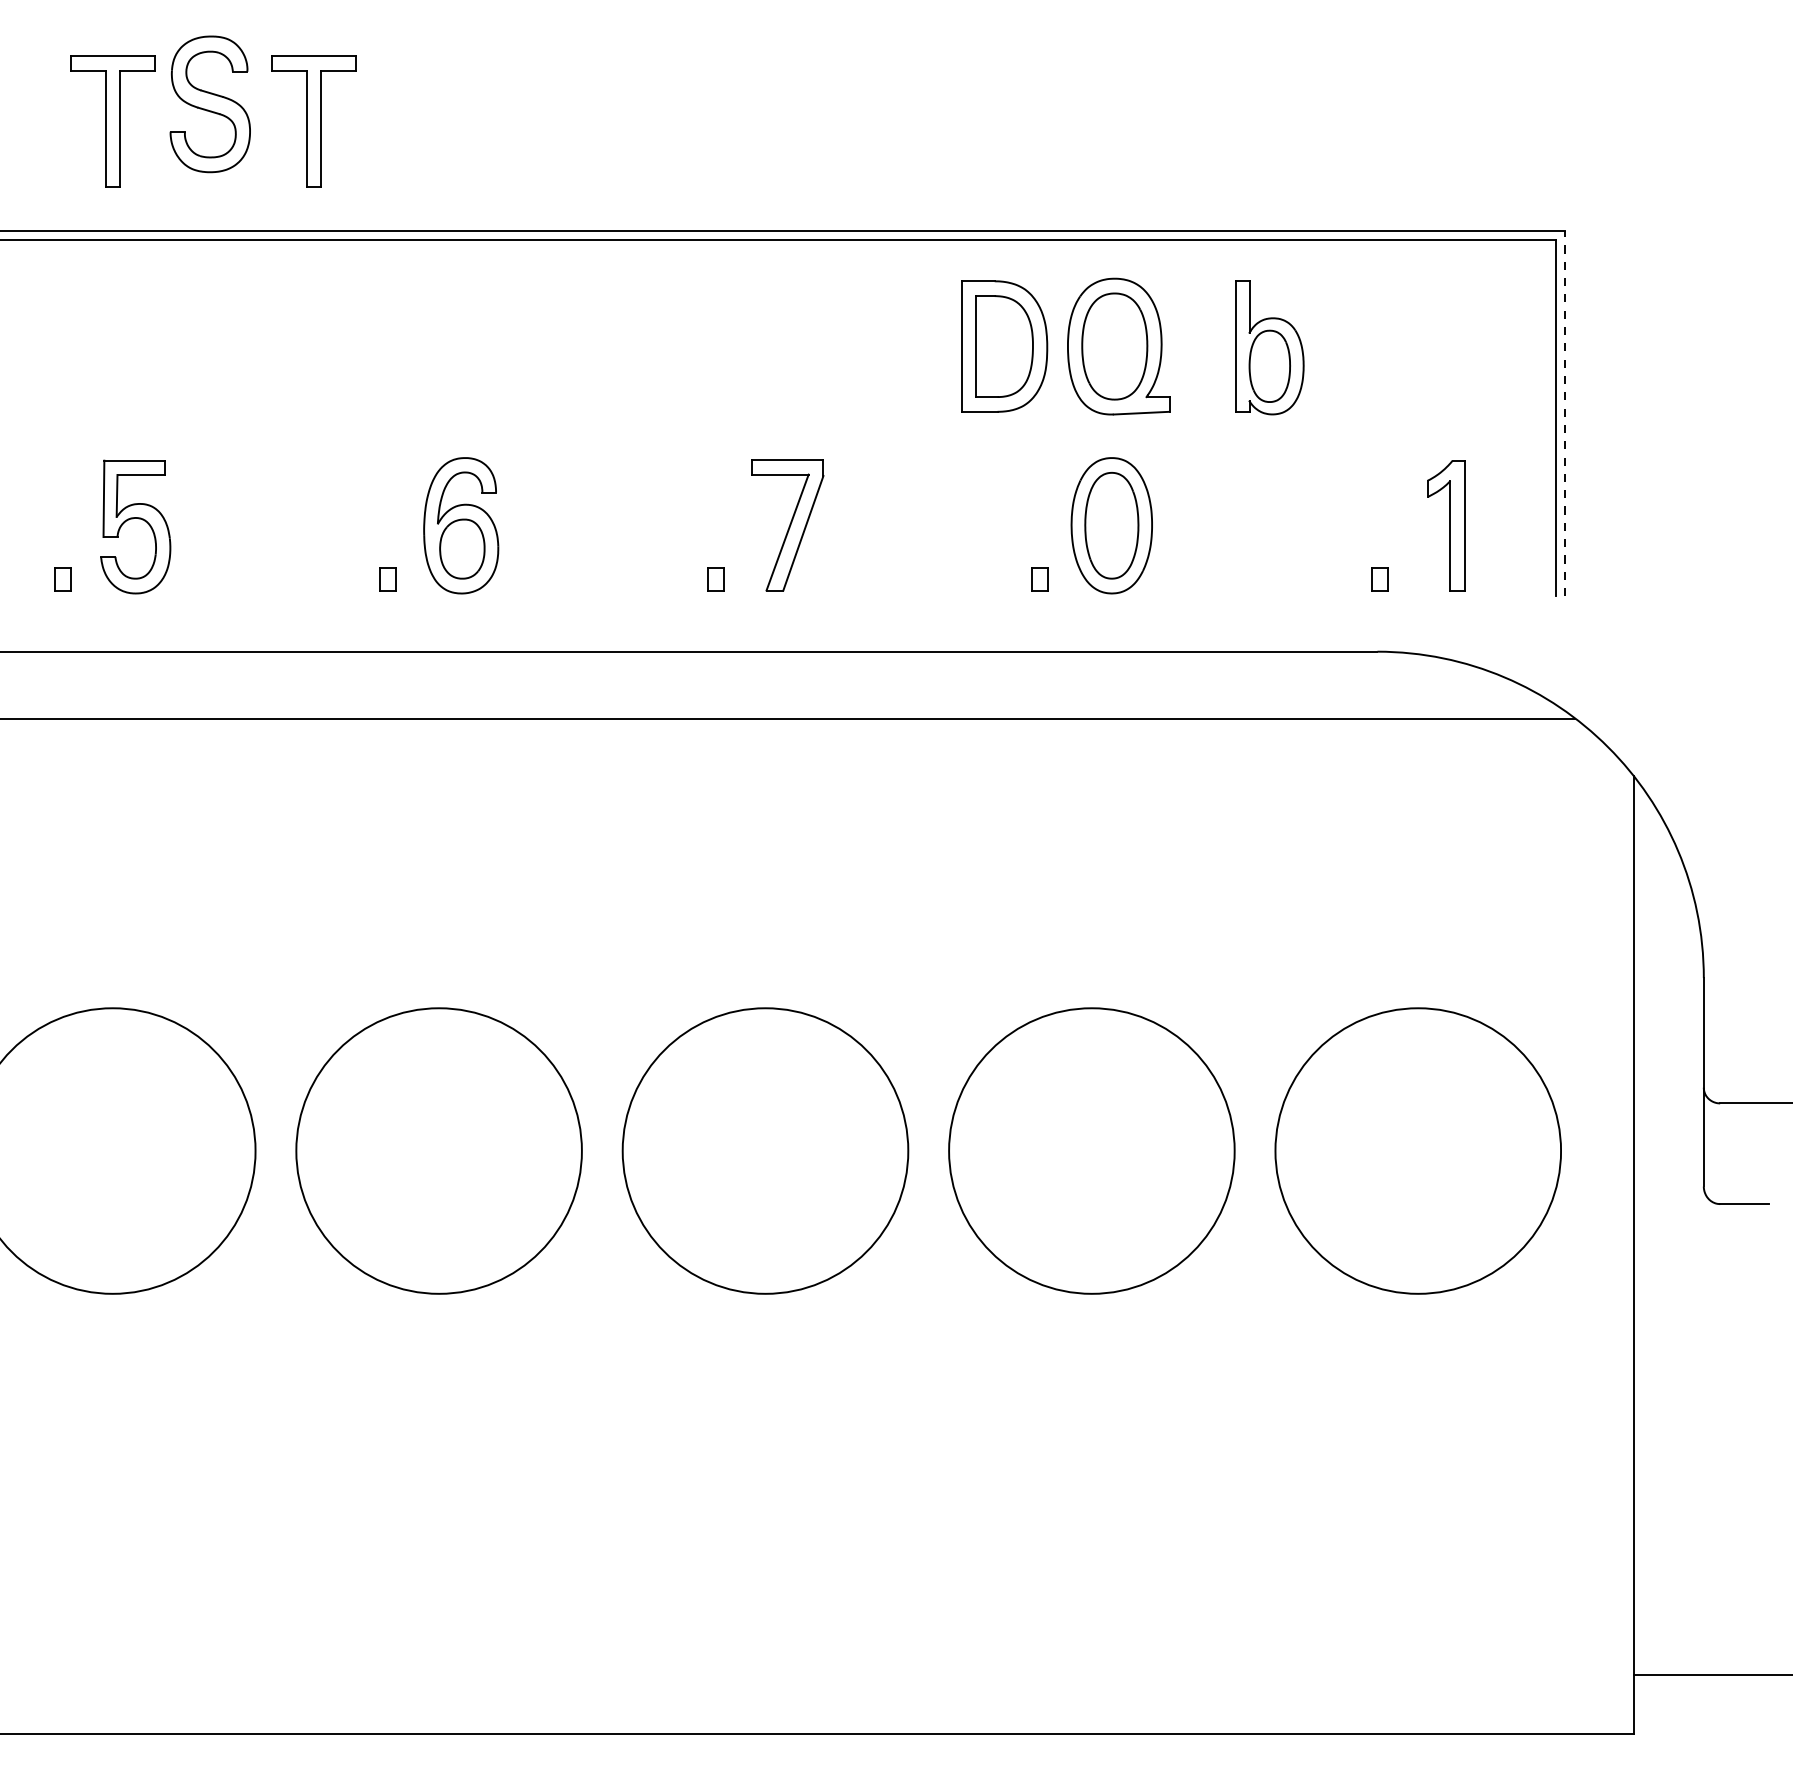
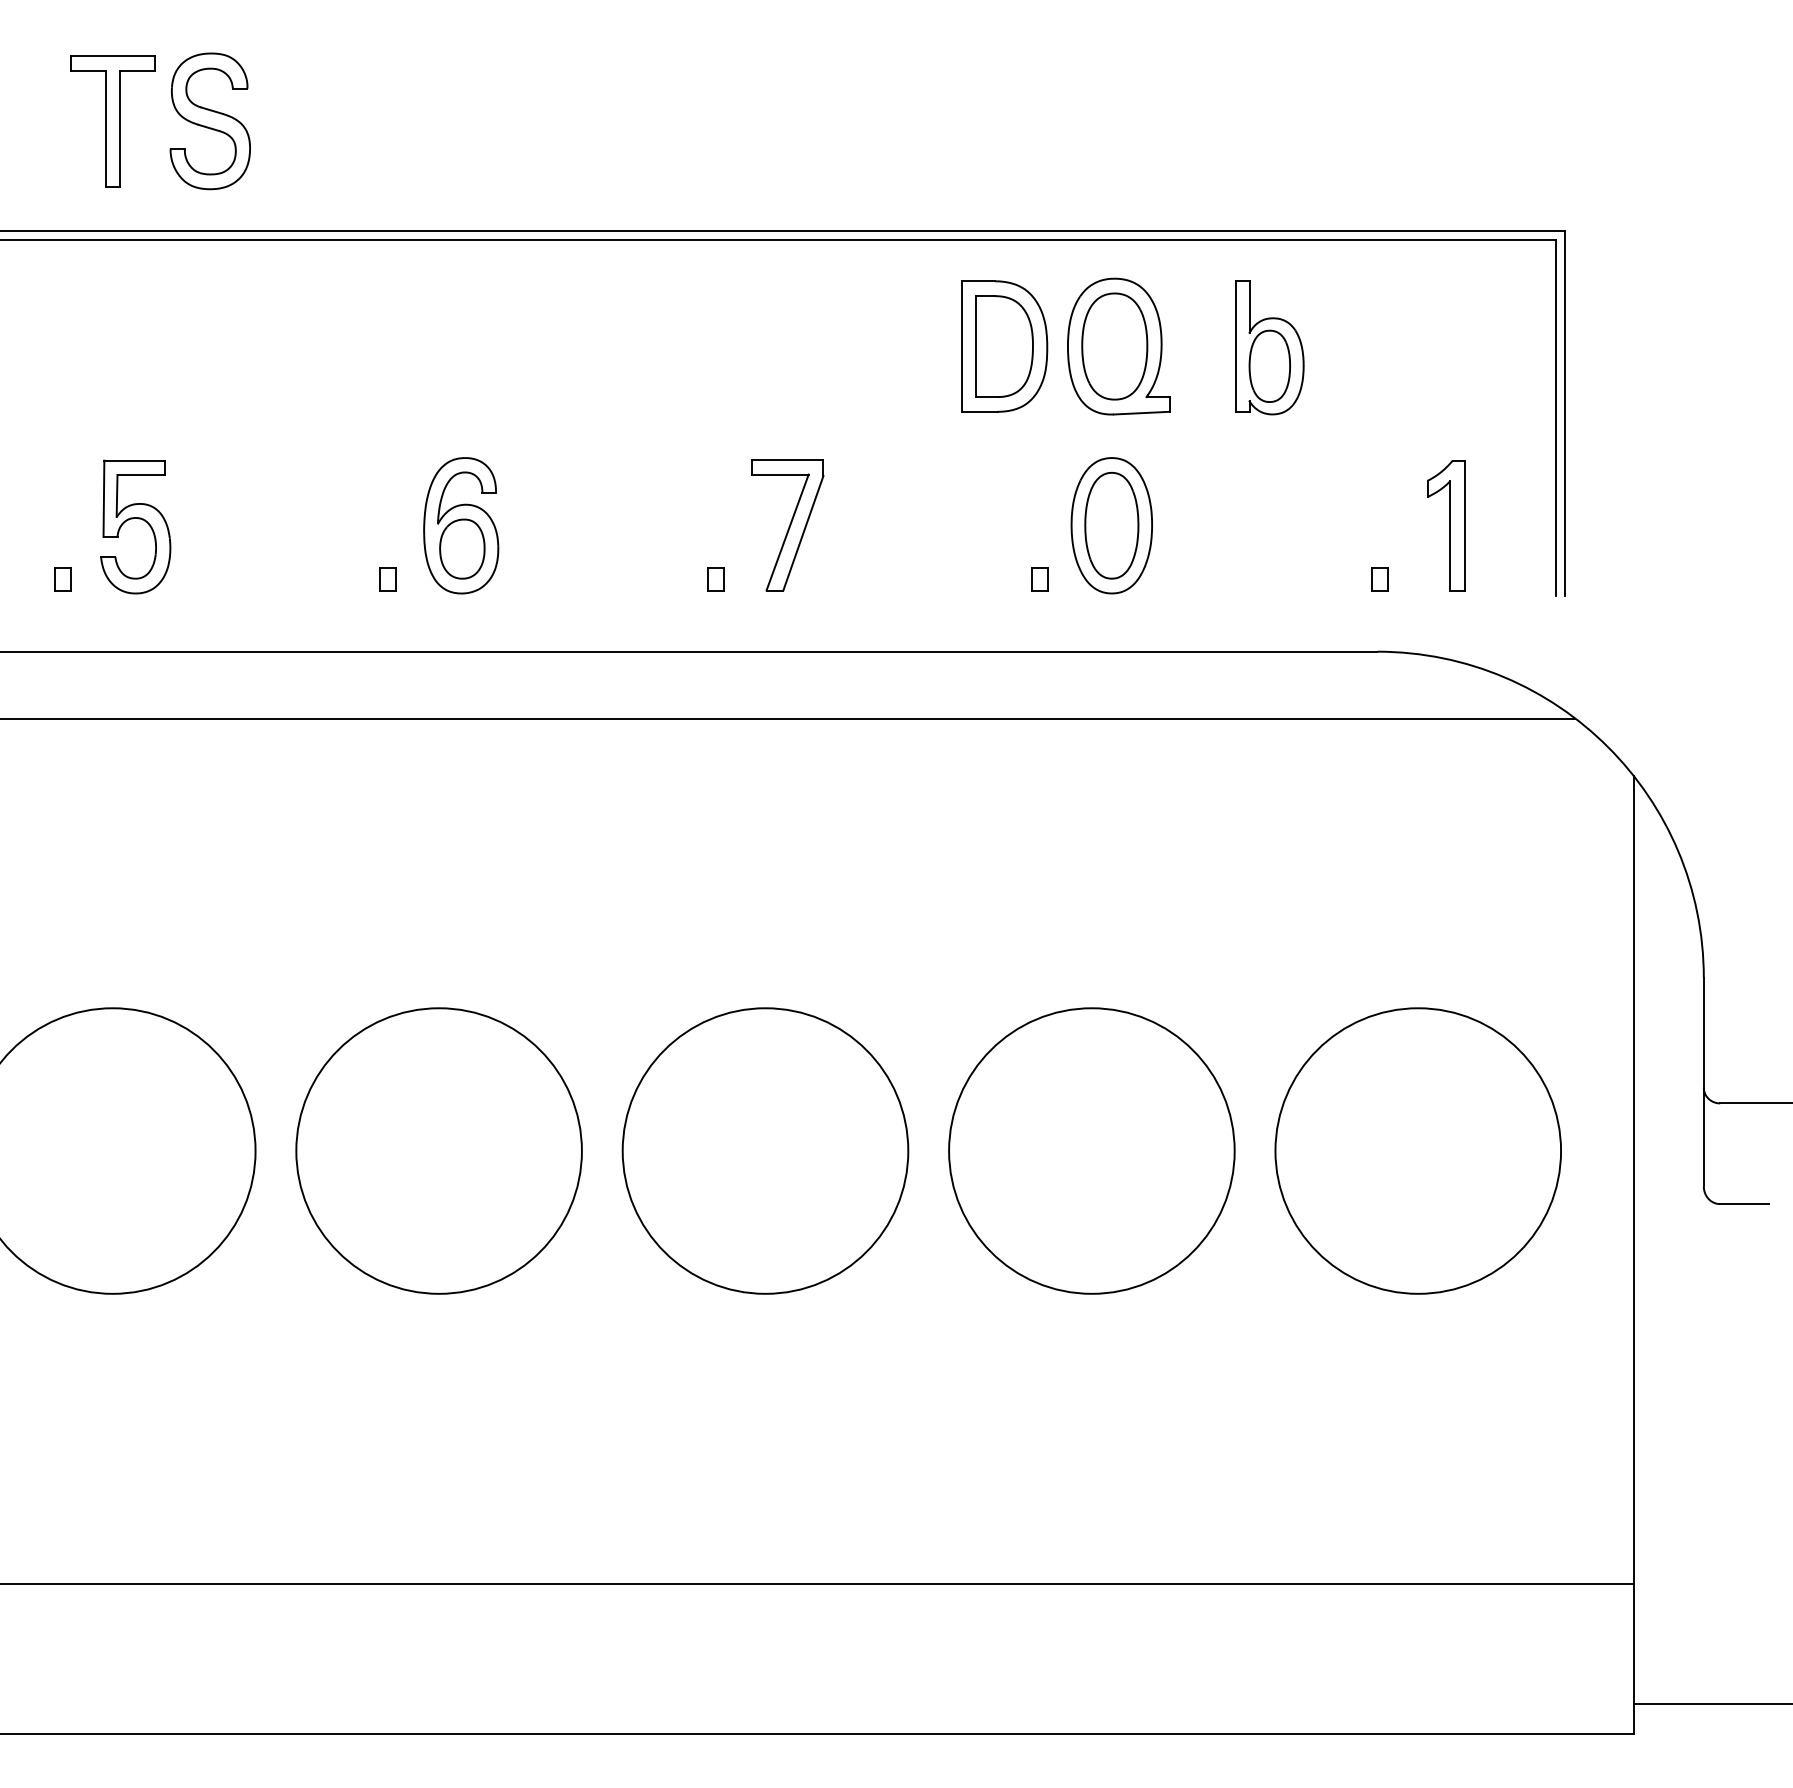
part position: (209, 104) -> (209, 121) (209, 121)
part: present -> none (313, 121)
line: dashed -> solid (1565, 413)
line: none -> present (817, 1583)
line position: (1711, 1675) -> (1711, 1704) (1711, 1704)
